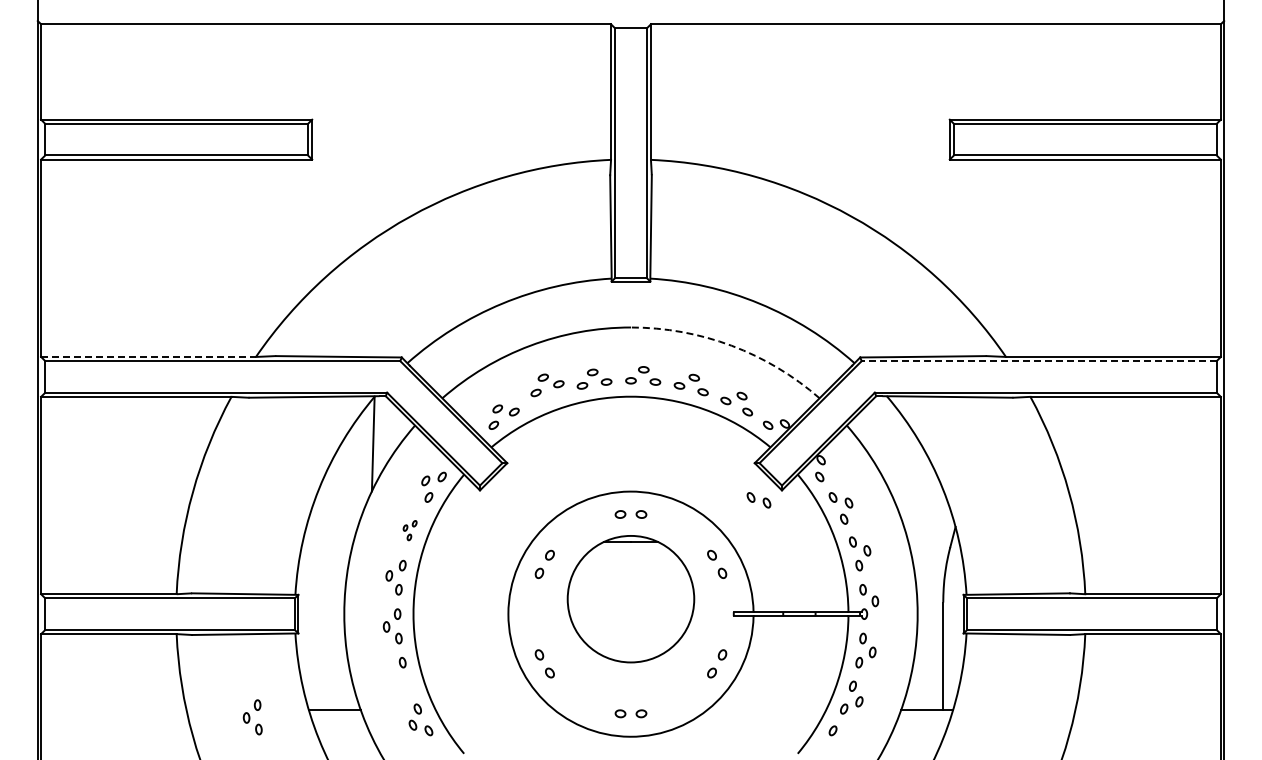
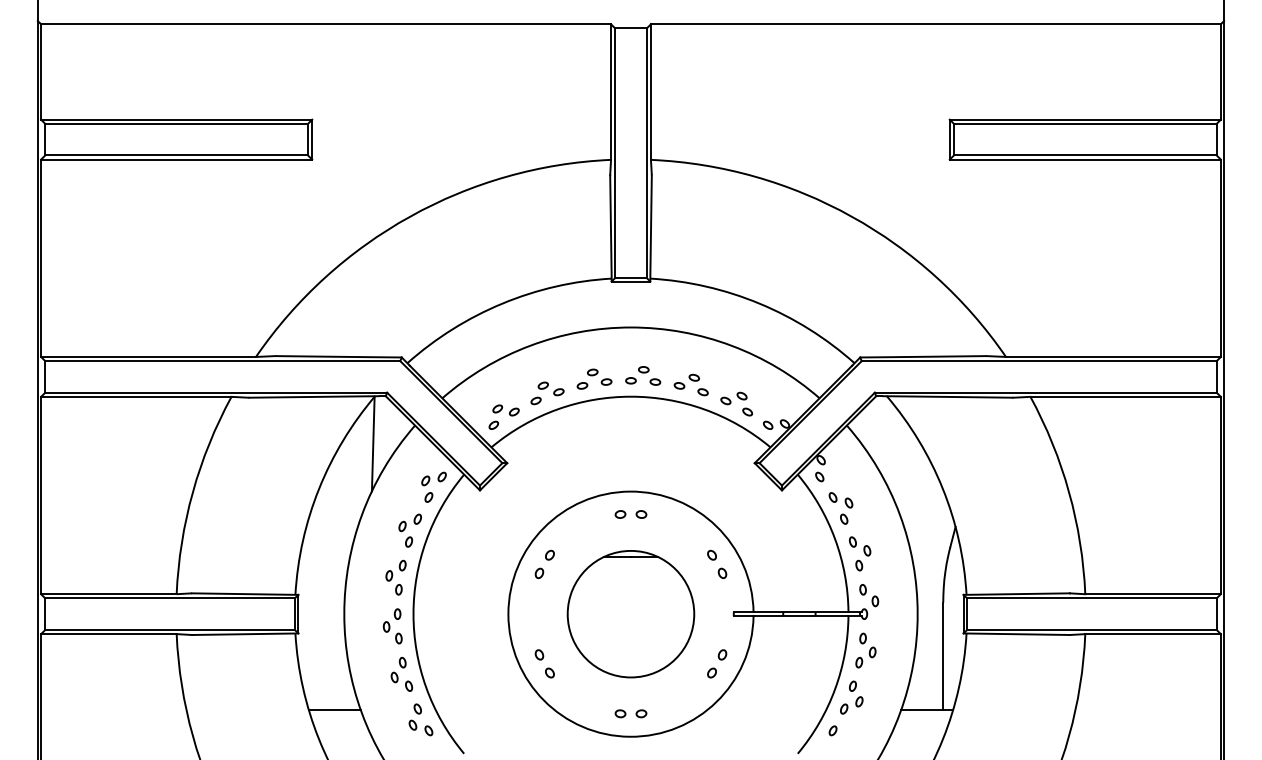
arc: dashed -> solid (731, 345)
line: dashed -> solid (149, 356)
line: dashed -> solid (1039, 361)
part position: (547, 385) -> (547, 393) (547, 393)
part: present -> none (758, 500)
part size: 16x22 px -> 24x35 px (409, 530)
part position: (630, 599) -> (630, 614) (630, 614)
part: none -> present (401, 681)
part: present -> none (252, 717)
